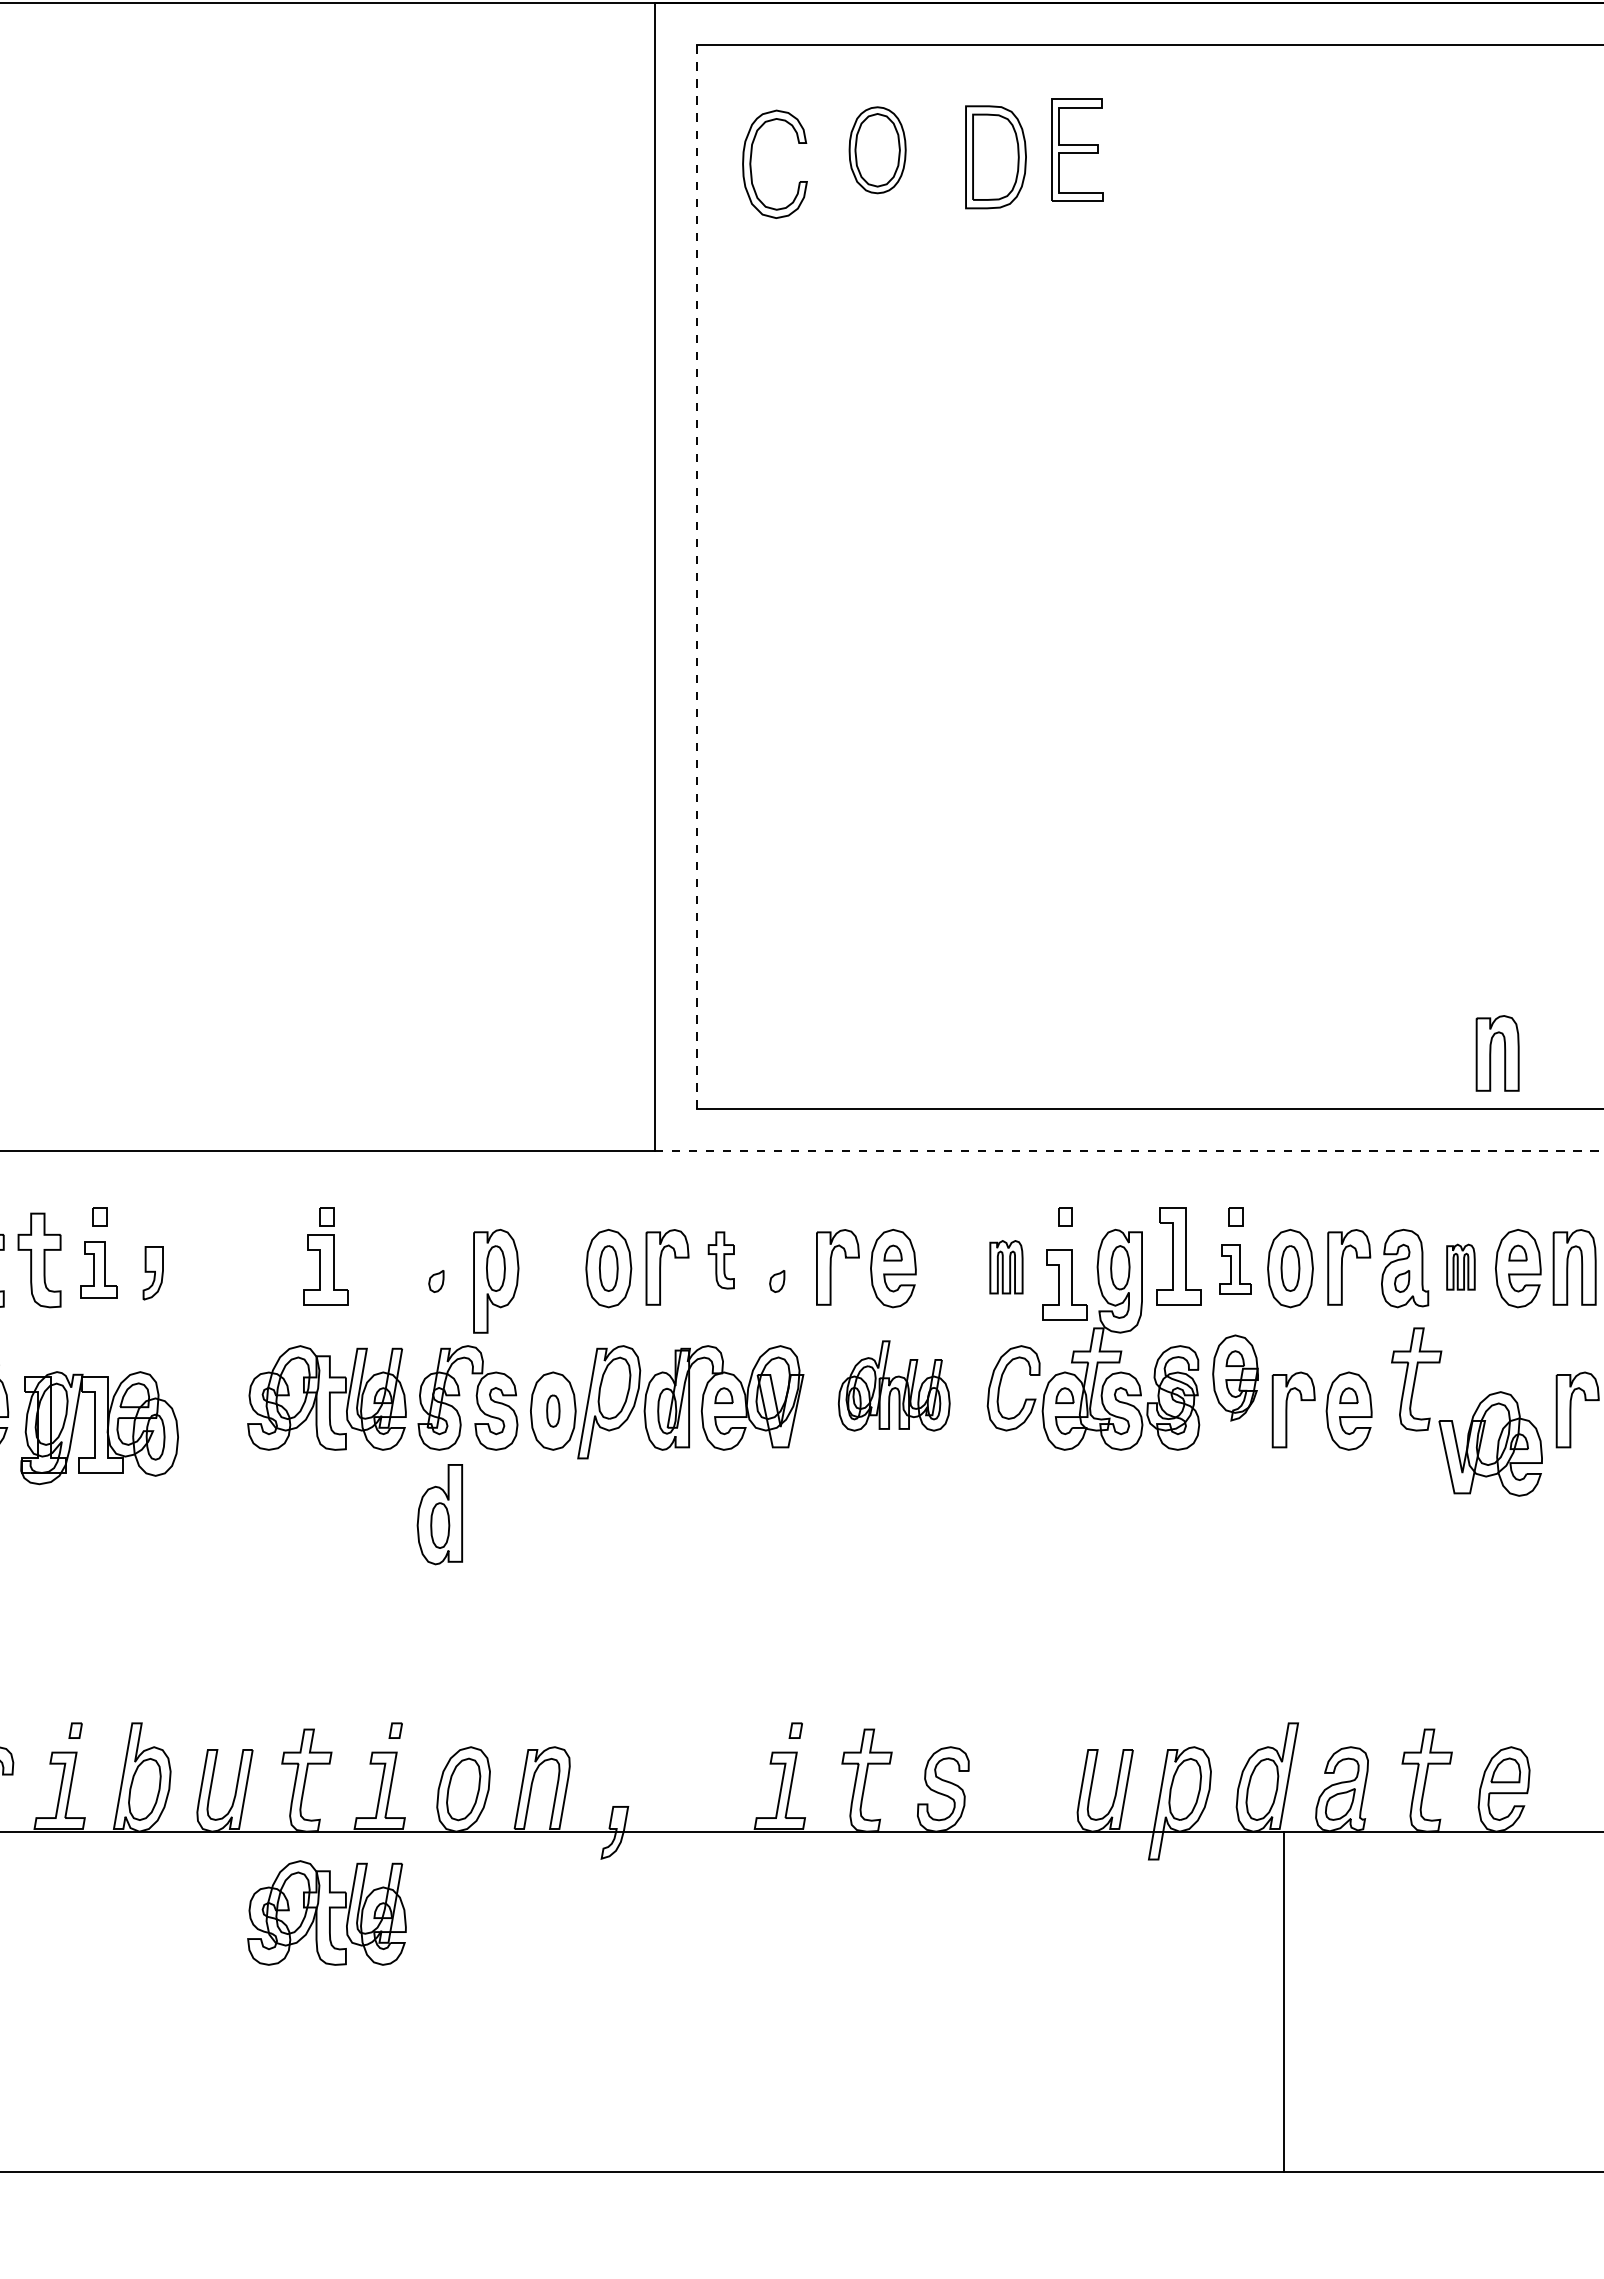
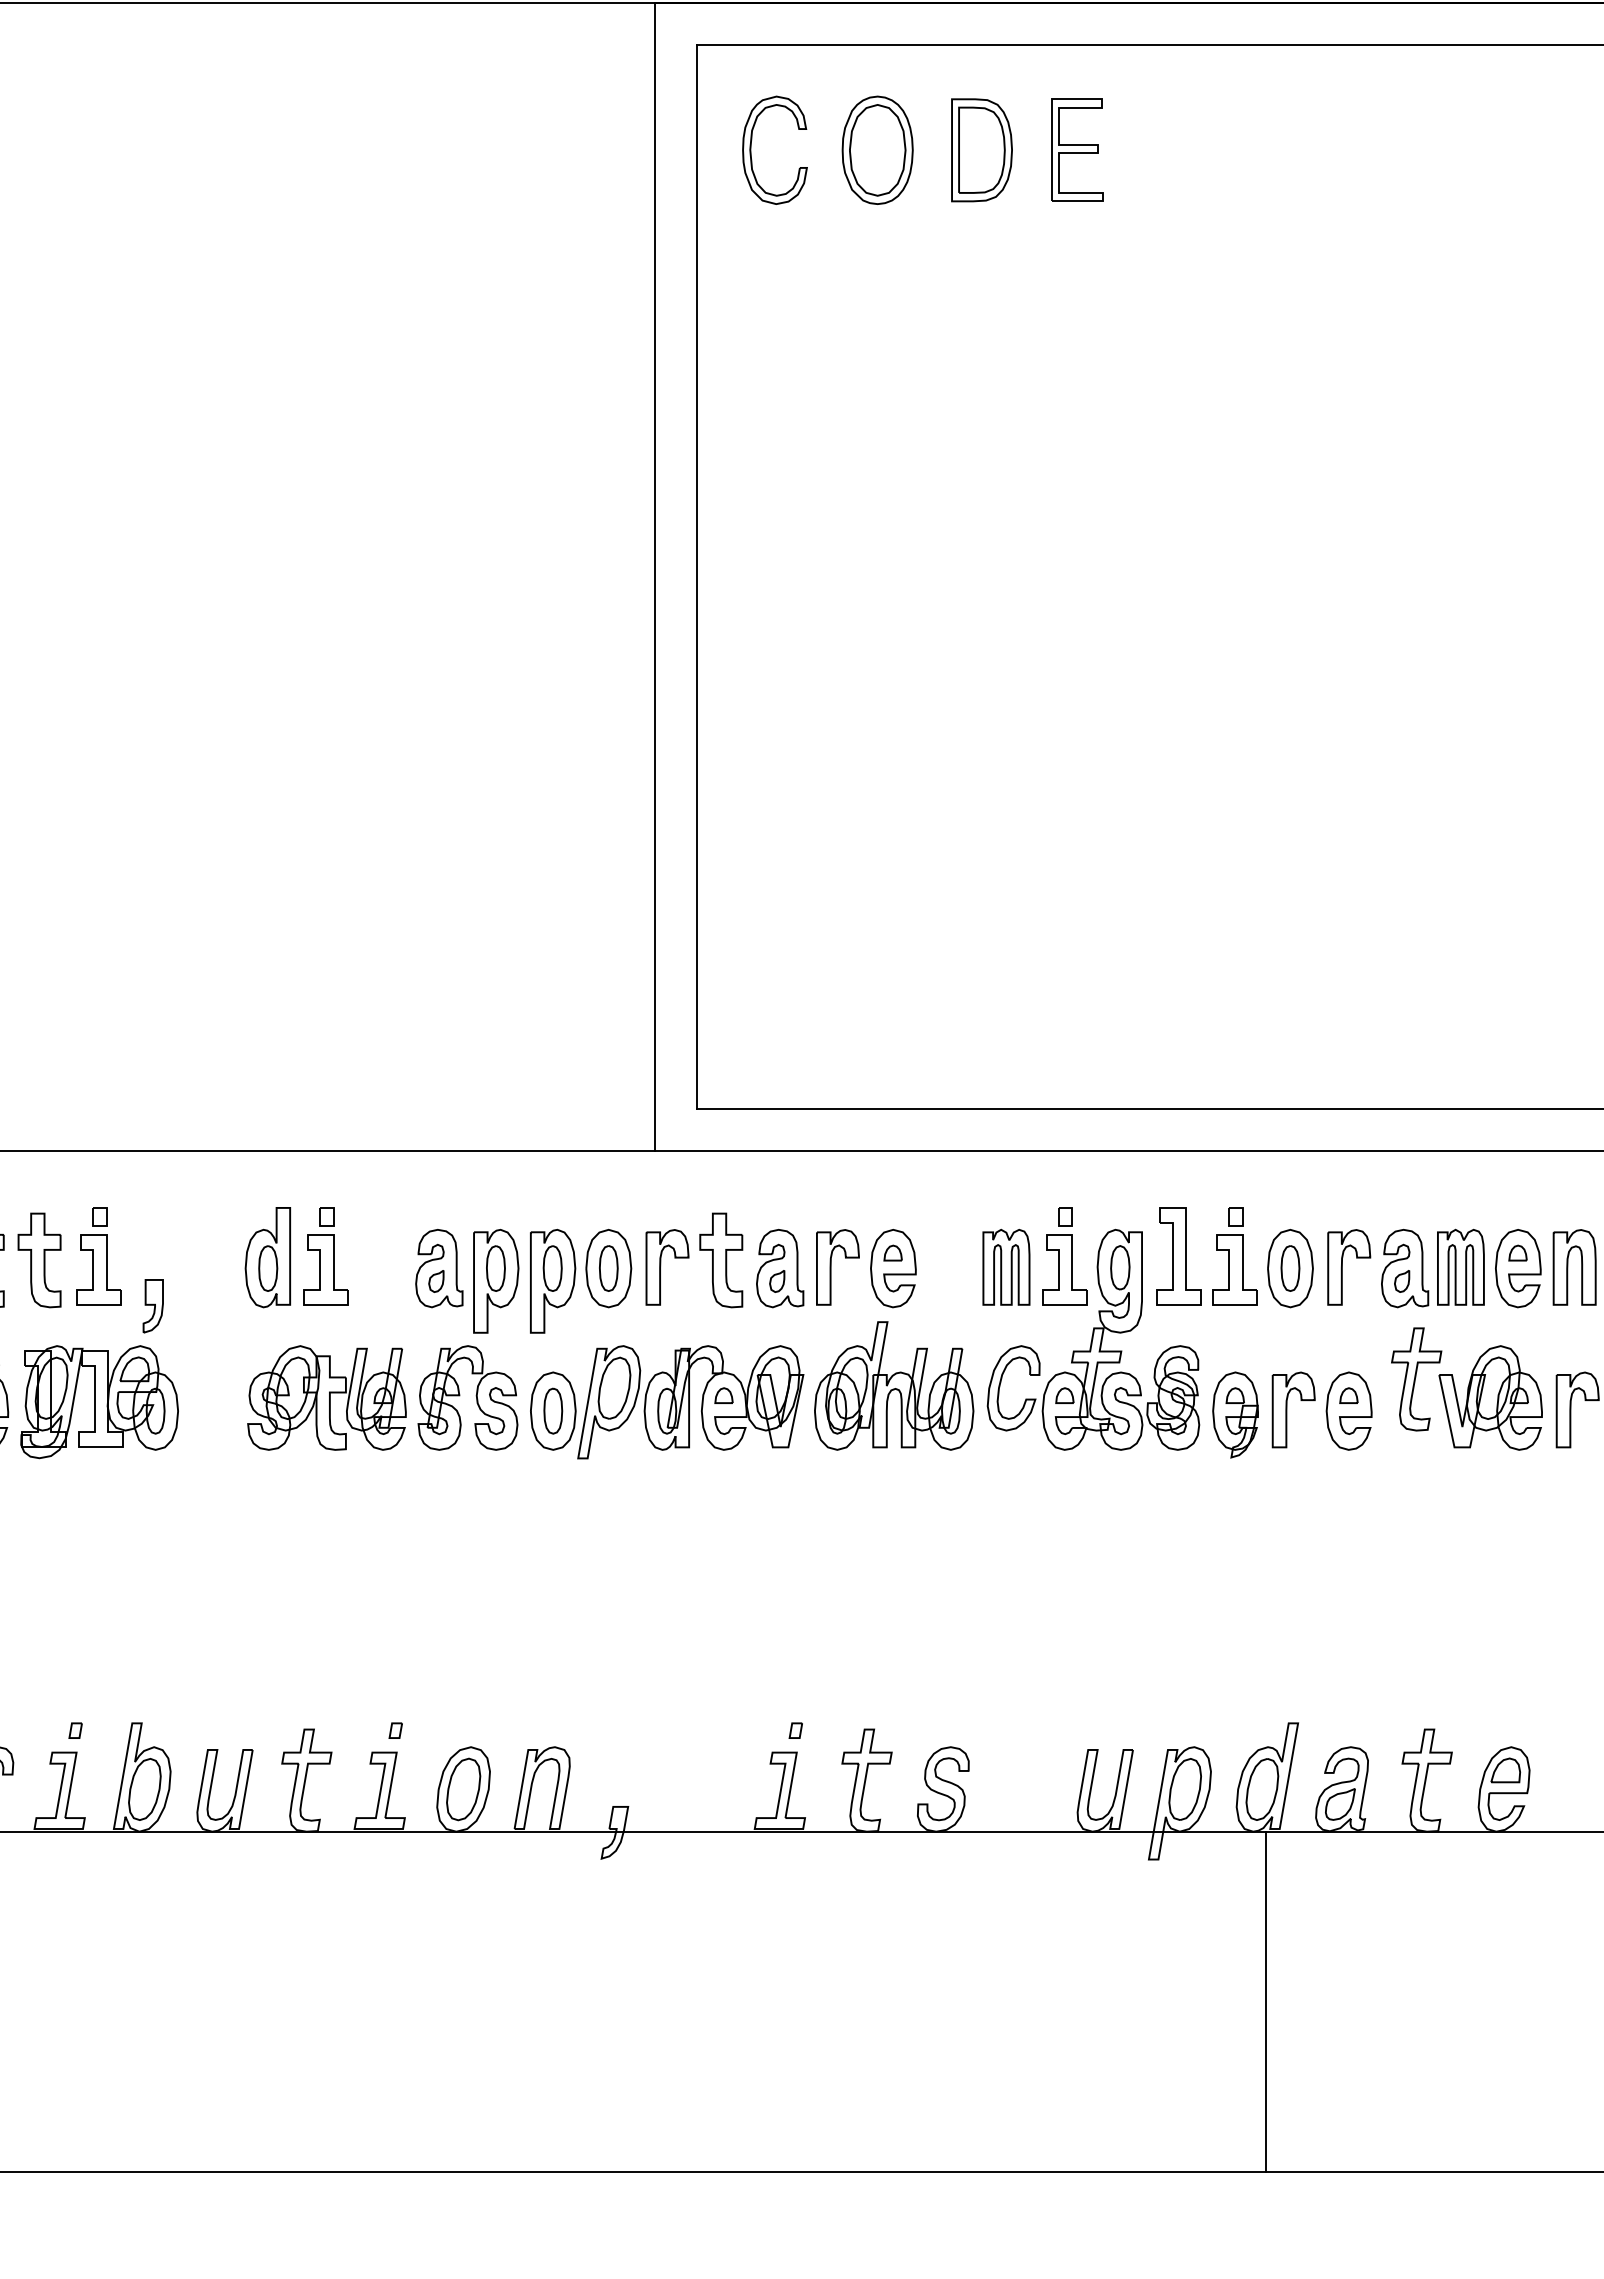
part size: 59x89 px -> 73x110 px (877, 149)
part position: (995, 157) -> (981, 150) (981, 150)
part position: (751, 163) -> (751, 149) (751, 149)
line: dashed -> solid (697, 577)
part: present -> none (1497, 1053)
line: dashed -> solid (1129, 1151)
part size: 28x59 px -> 45x97 px (721, 1260)
part size: 30x48 px -> 48x78 px (1460, 1266)
part size: 35x55 px -> 49x78 px (1006, 1266)
part: none -> present (439, 1268)
part: none -> present (780, 1268)
part size: 38x58 px -> 46x72 px (98, 1269)
part size: 33x51 px -> 46x72 px (1234, 1269)
part position: (152, 1273) -> (152, 1306) (152, 1306)
part: none -> present (553, 1280)
part position: (1064, 1284) -> (1064, 1269) (1064, 1269)
part position: (1235, 1377) -> (1235, 1414) (1235, 1414)
part size: 113x92 px -> 161x130 px (894, 1385)
part size: 15x34 px -> 21x48 px (553, 1410)
part position: (99, 1428) -> (99, 1402) (99, 1402)
part position: (1490, 1443) -> (1490, 1397) (1490, 1397)
part position: (439, 1514) -> (267, 1257) (267, 1257)
part: present -> none (326, 1912)
line position: (1283, 2001) -> (1265, 2001) (1265, 2001)
